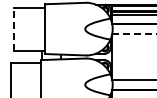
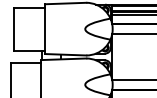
line: dashed -> solid (13, 29)
line: dashed -> solid (134, 34)
